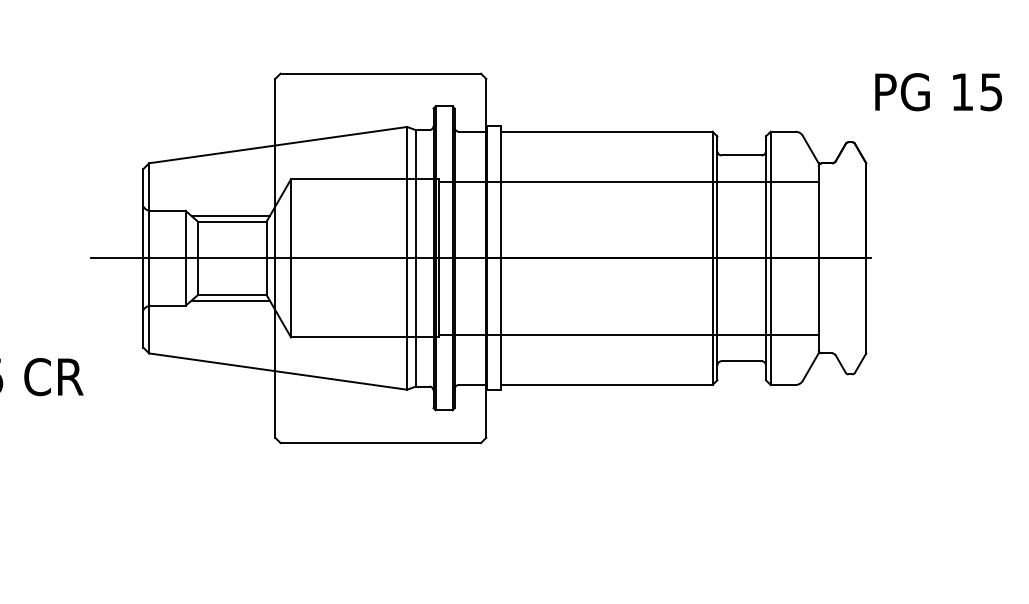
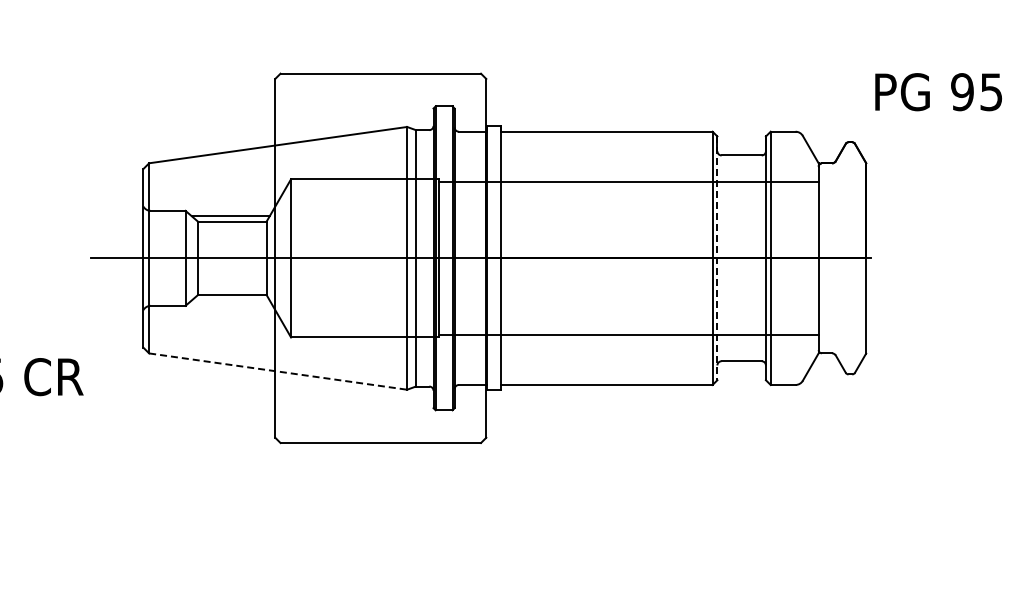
text: 15 -> 95 (962, 92)
line: solid -> dashed (717, 258)
line: present -> none (230, 300)
line: solid -> dashed (278, 371)
